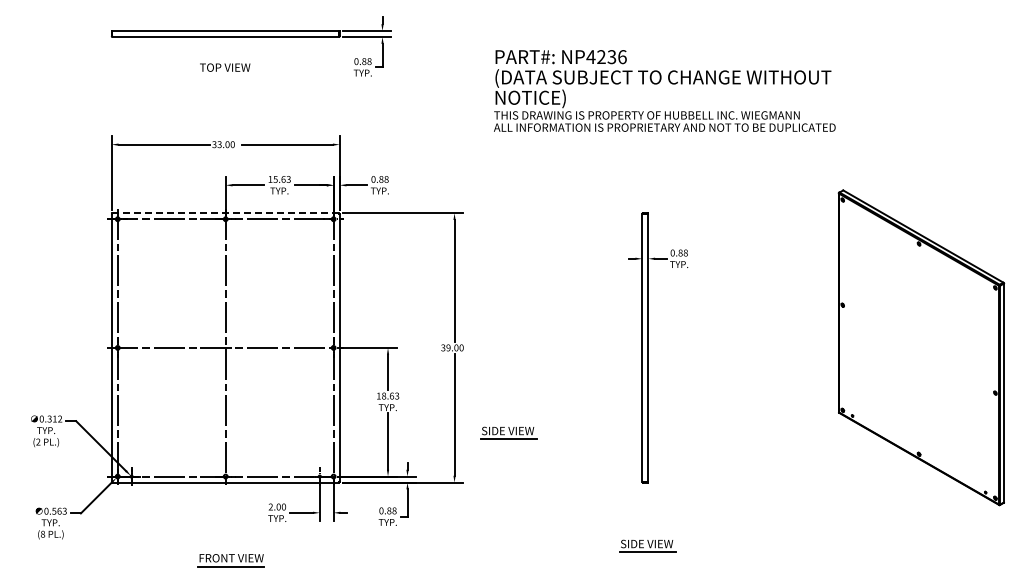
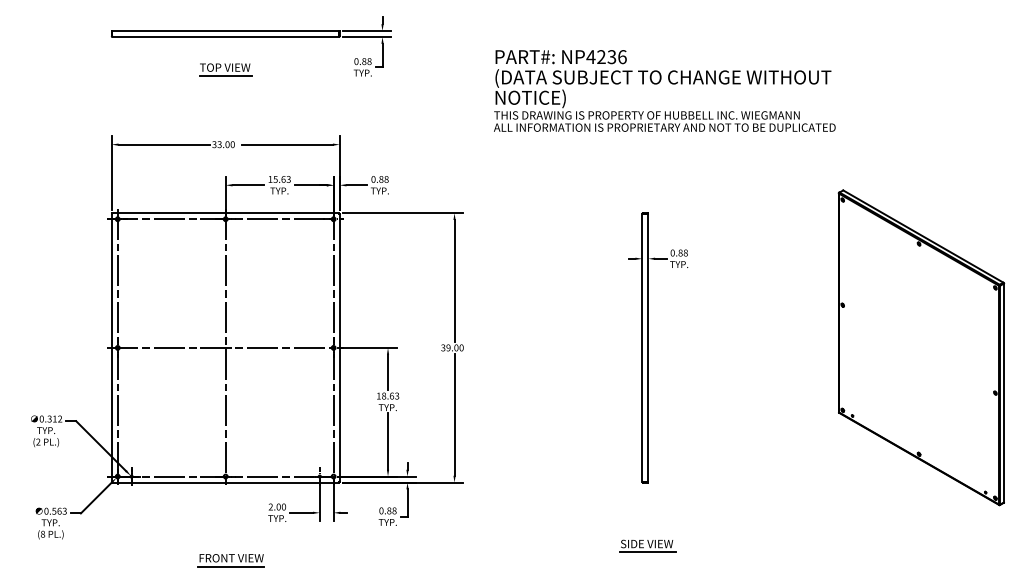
line: none -> present (225, 76)
line: dashed -> solid (226, 213)
part: present -> none (508, 432)
